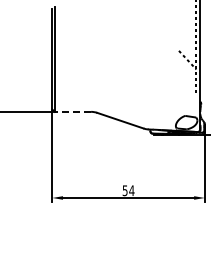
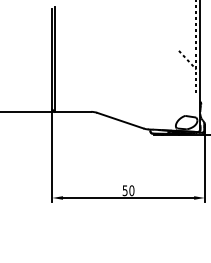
line: dashed -> solid (72, 111)
text: 54 -> 50 (131, 190)
